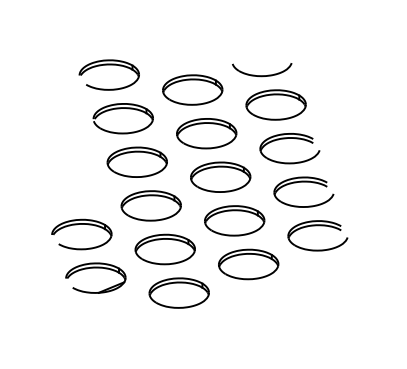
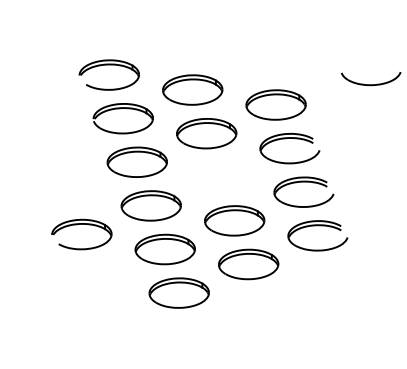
part position: (262, 70) -> (371, 79) (371, 79)
part: present -> none (220, 176)
part: present -> none (95, 268)
